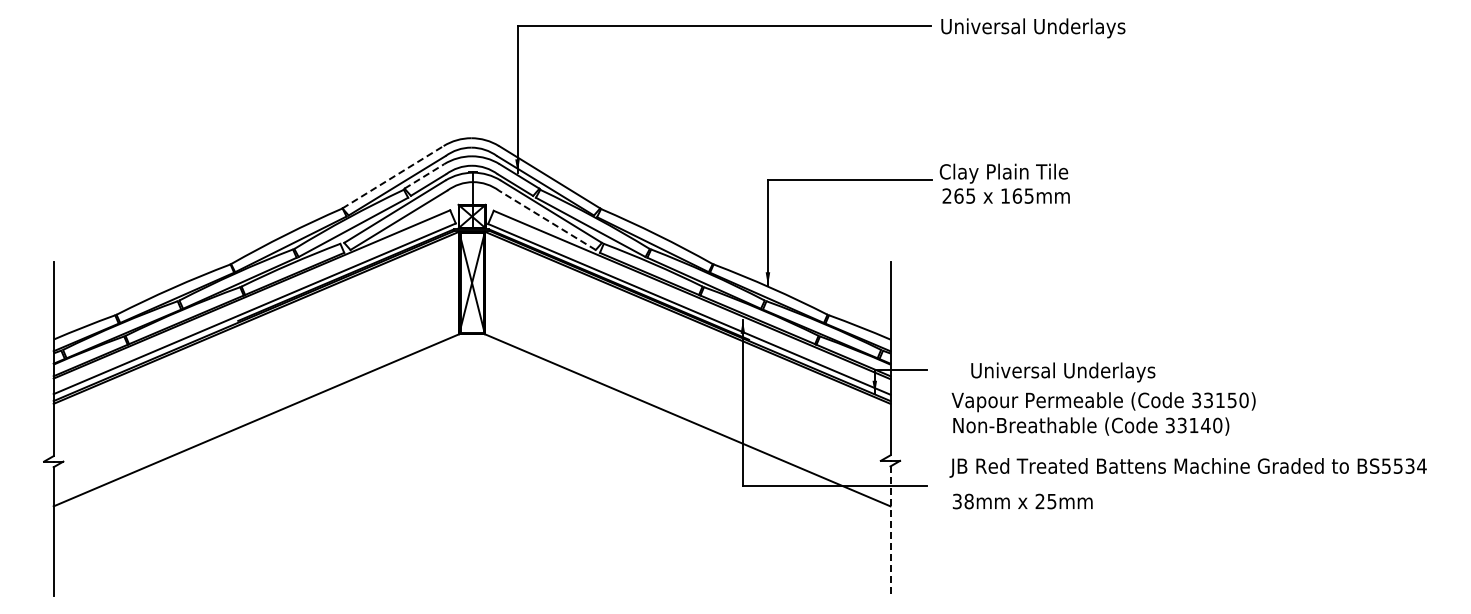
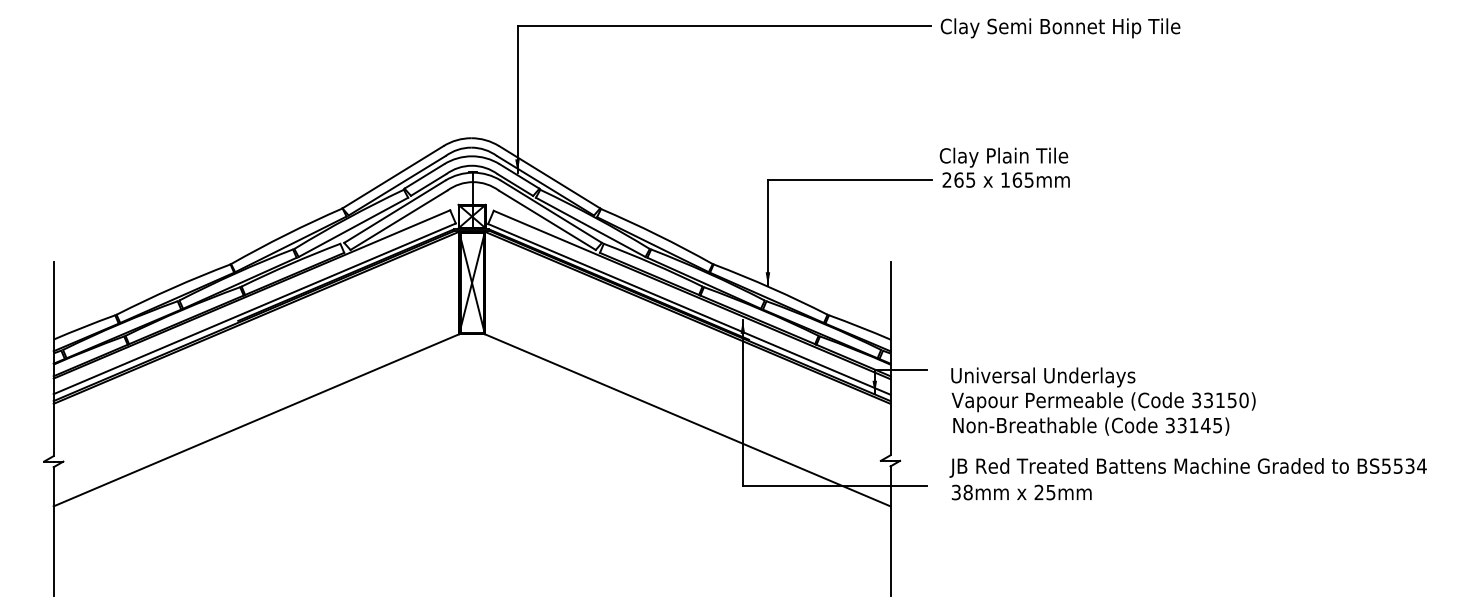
text: Universal Underlays -> Clay Semi Bonnet Hip Tile (1060, 28)
line: dashed -> solid (393, 176)
line: dashed -> solid (424, 176)
text position: (1004, 183) -> (1004, 167) (1004, 167)
line: dashed -> solid (547, 220)
text position: (1063, 372) -> (1043, 377) (1043, 377)
text: 33140) -> 33145) (1217, 425)
text position: (1022, 501) -> (1021, 492) (1021, 492)
line: dashed -> solid (890, 531)
